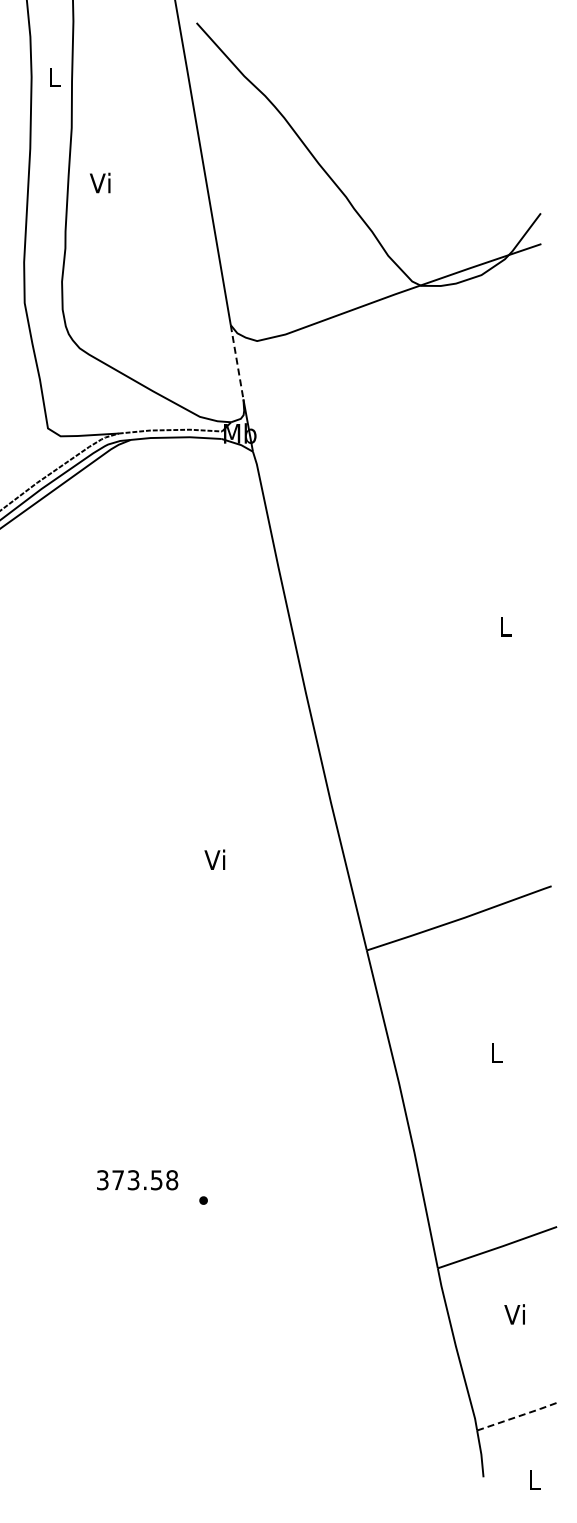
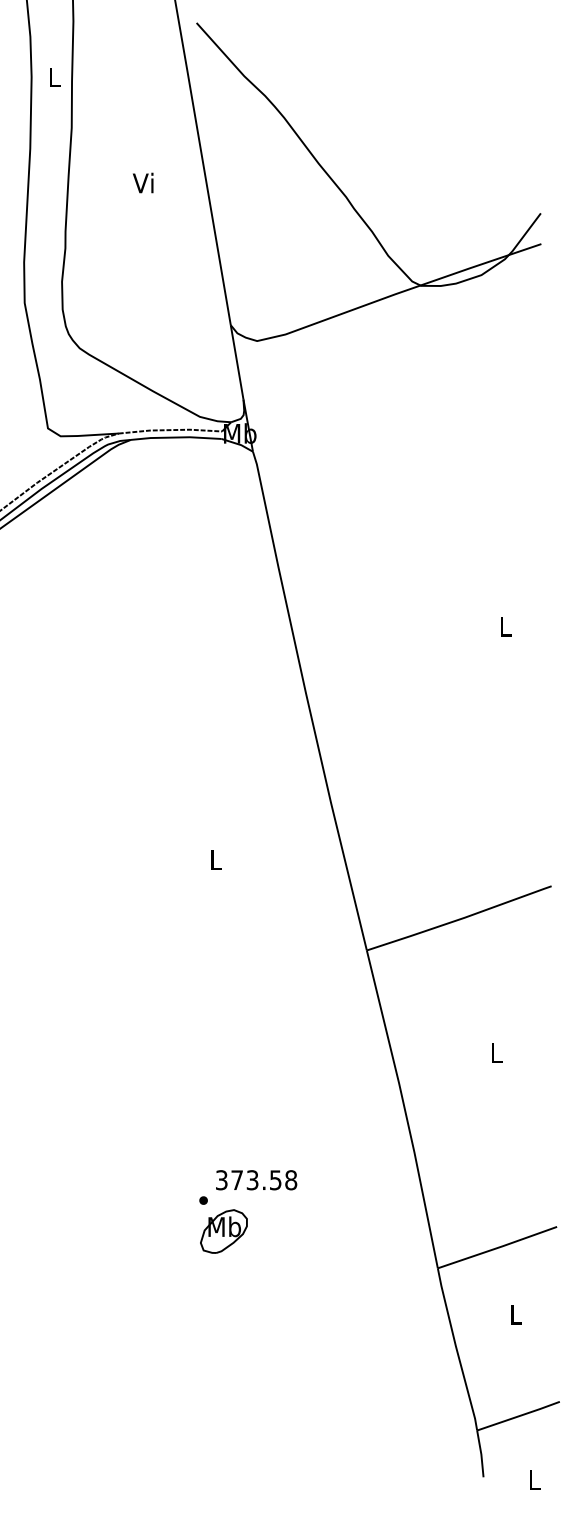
text position: (100, 182) -> (143, 182) (143, 182)
line: dashed -> solid (237, 362)
text: Vi -> L (214, 859)
text position: (137, 1180) -> (256, 1180) (256, 1180)
part: none -> present (223, 1231)
text: Vi -> L (514, 1314)
line: dashed -> solid (519, 1416)
